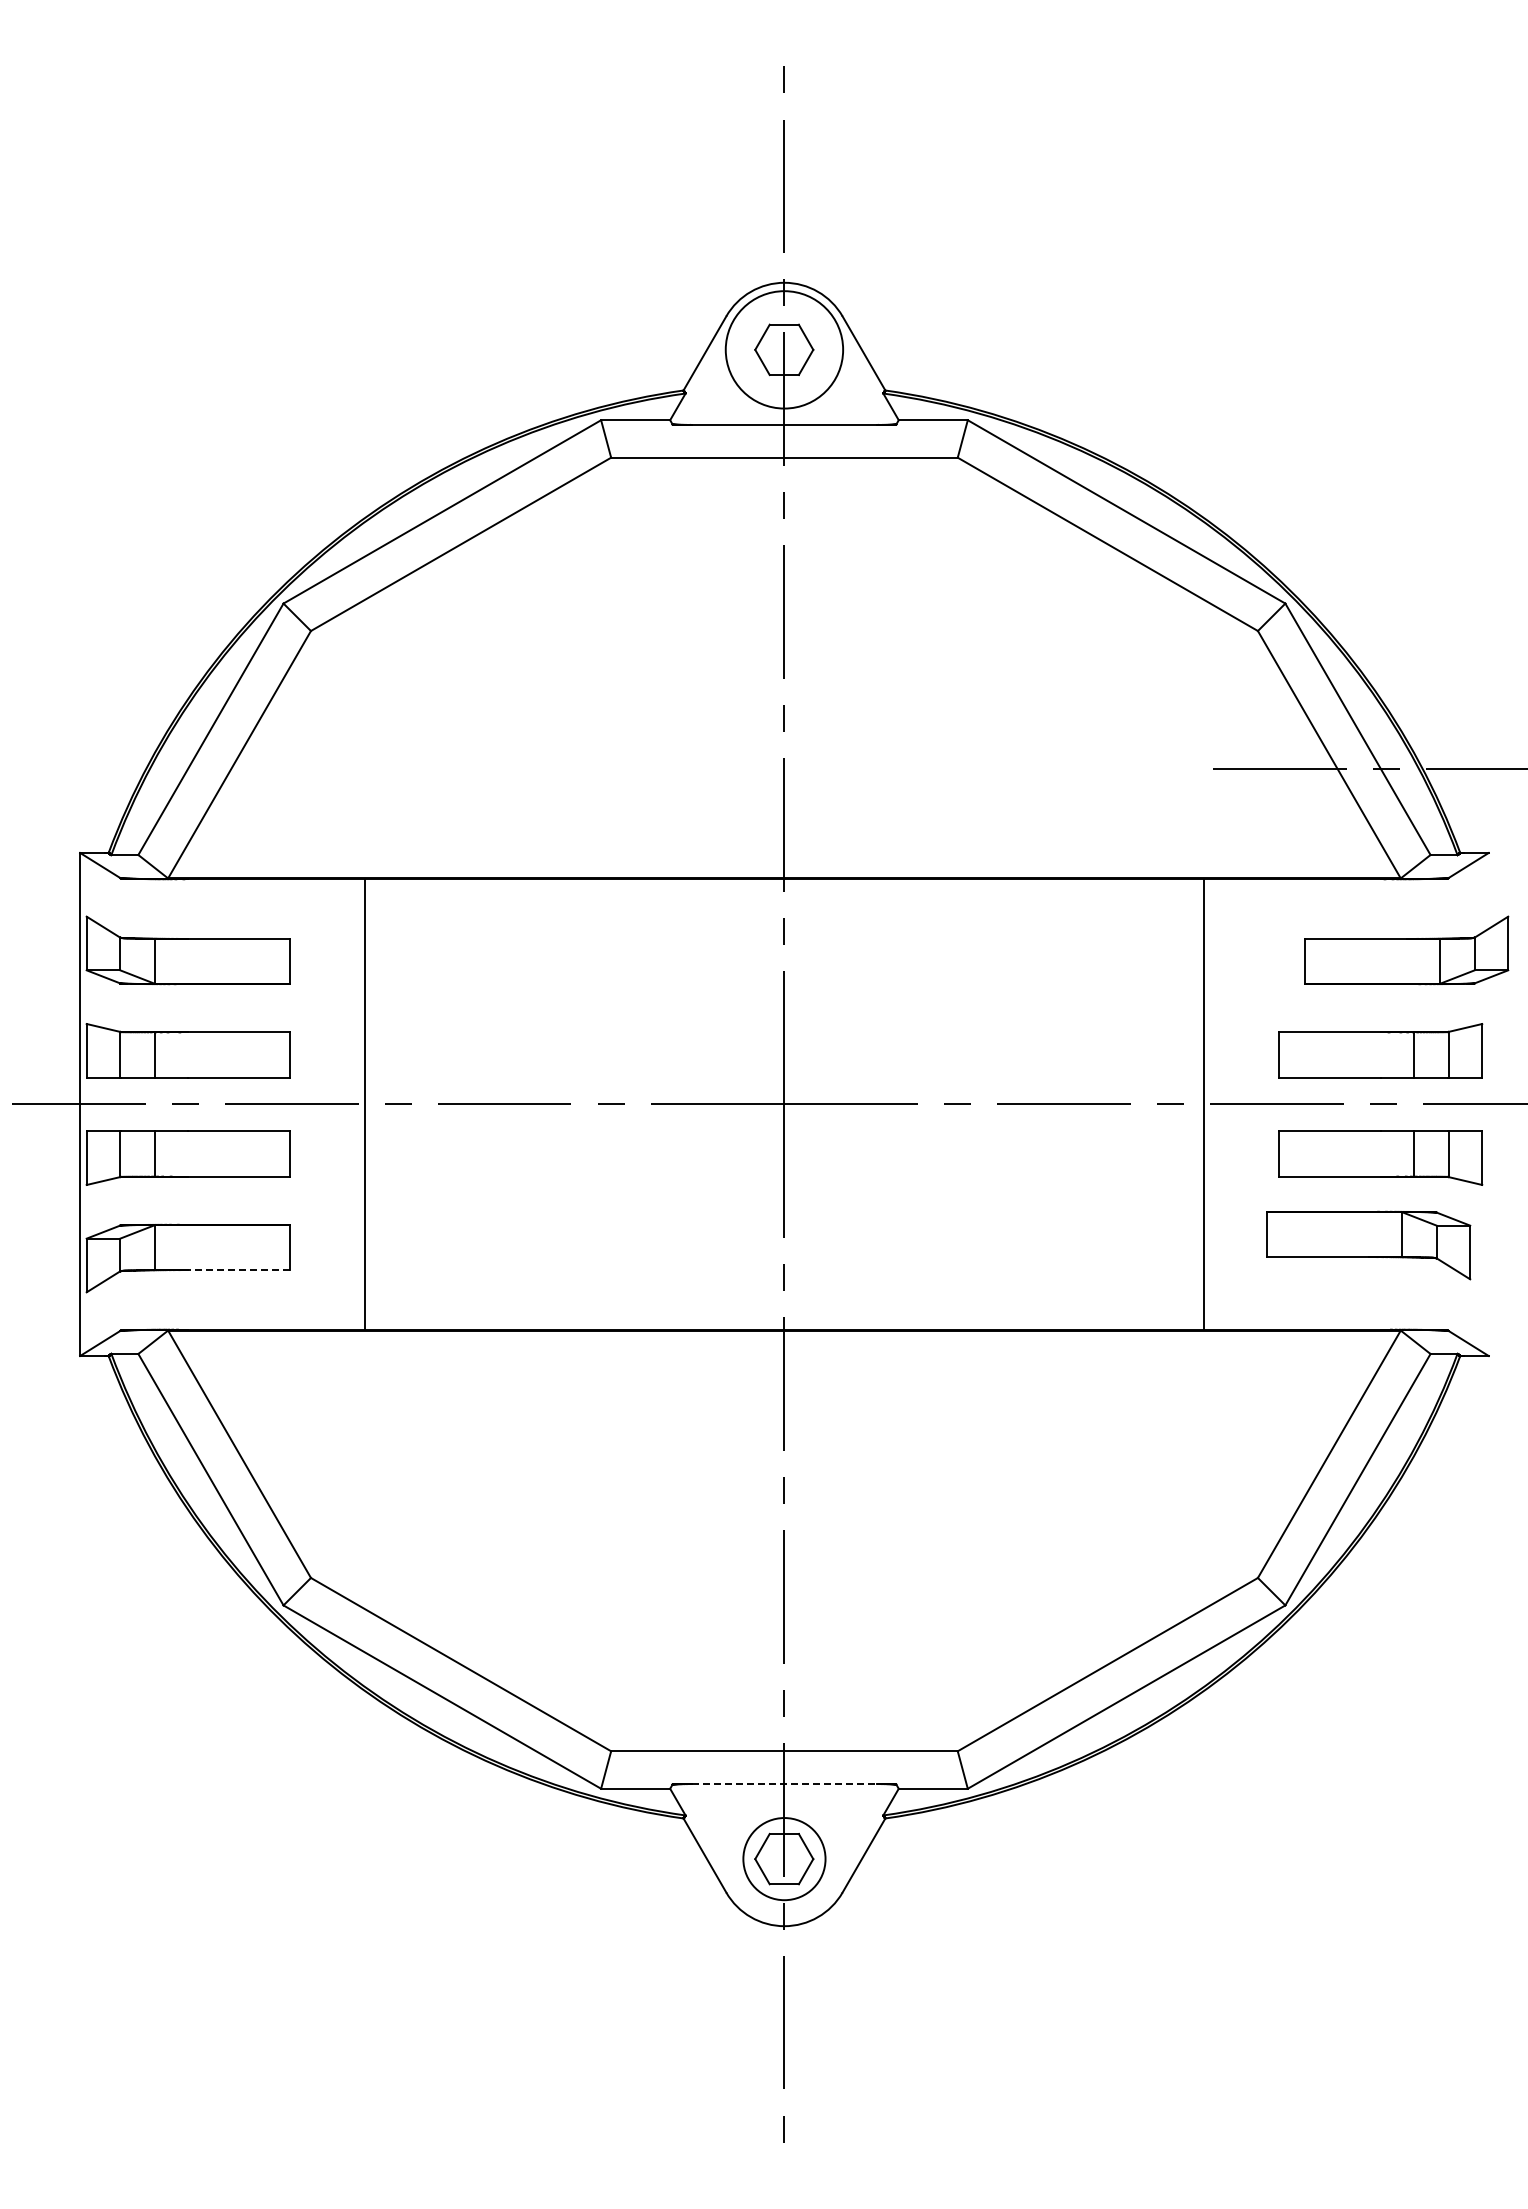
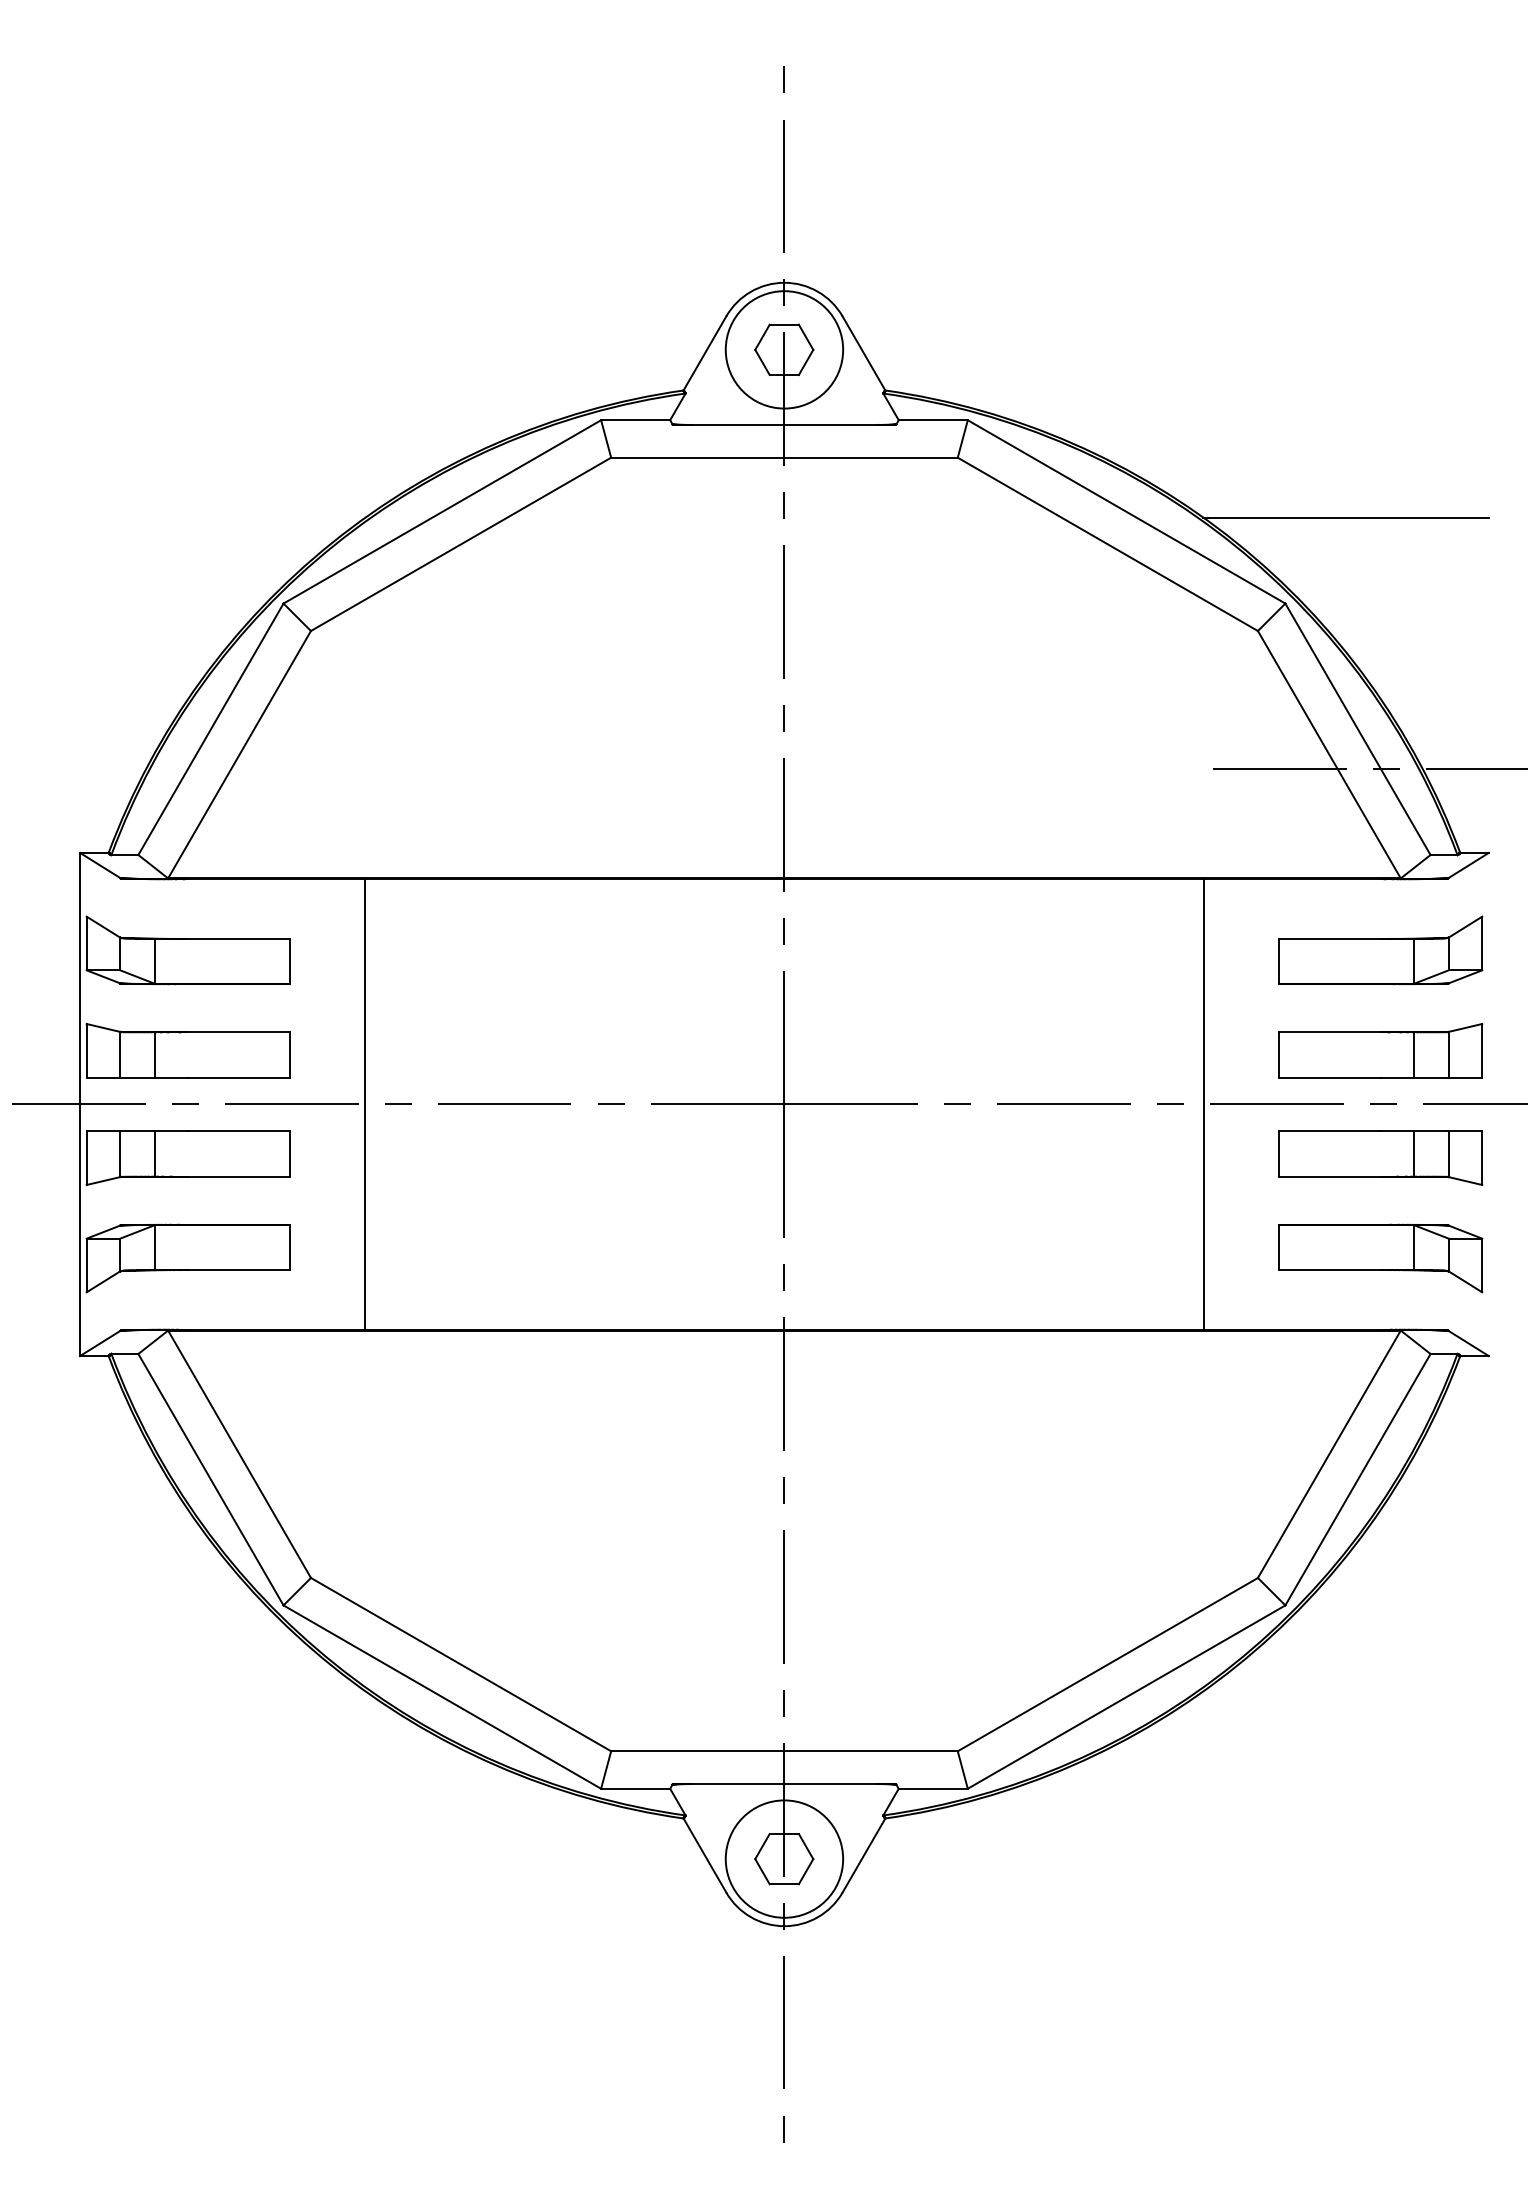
line: none -> present (1345, 517)
part position: (1406, 950) -> (1380, 950) (1380, 950)
part position: (1368, 1245) -> (1380, 1258) (1380, 1258)
line: dashed -> solid (238, 1270)
line: dashed -> solid (784, 1784)
circle diameter: 82 px -> 117 px (784, 1858)
